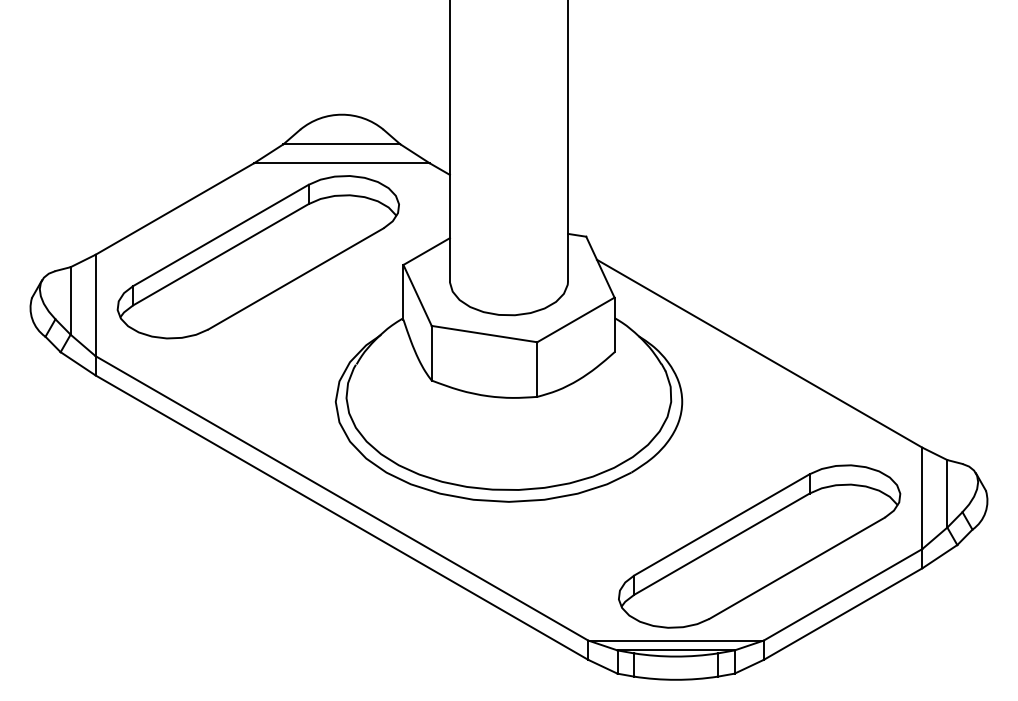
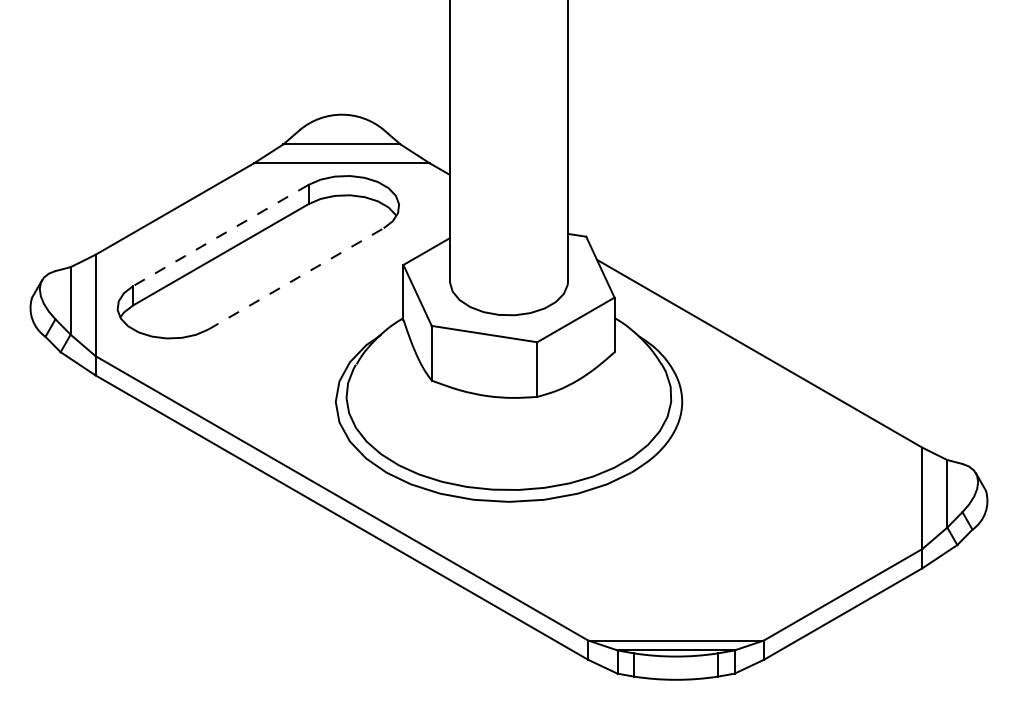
line: solid -> dashed (220, 235)
line: solid -> dashed (296, 278)
part: present -> none (759, 546)
